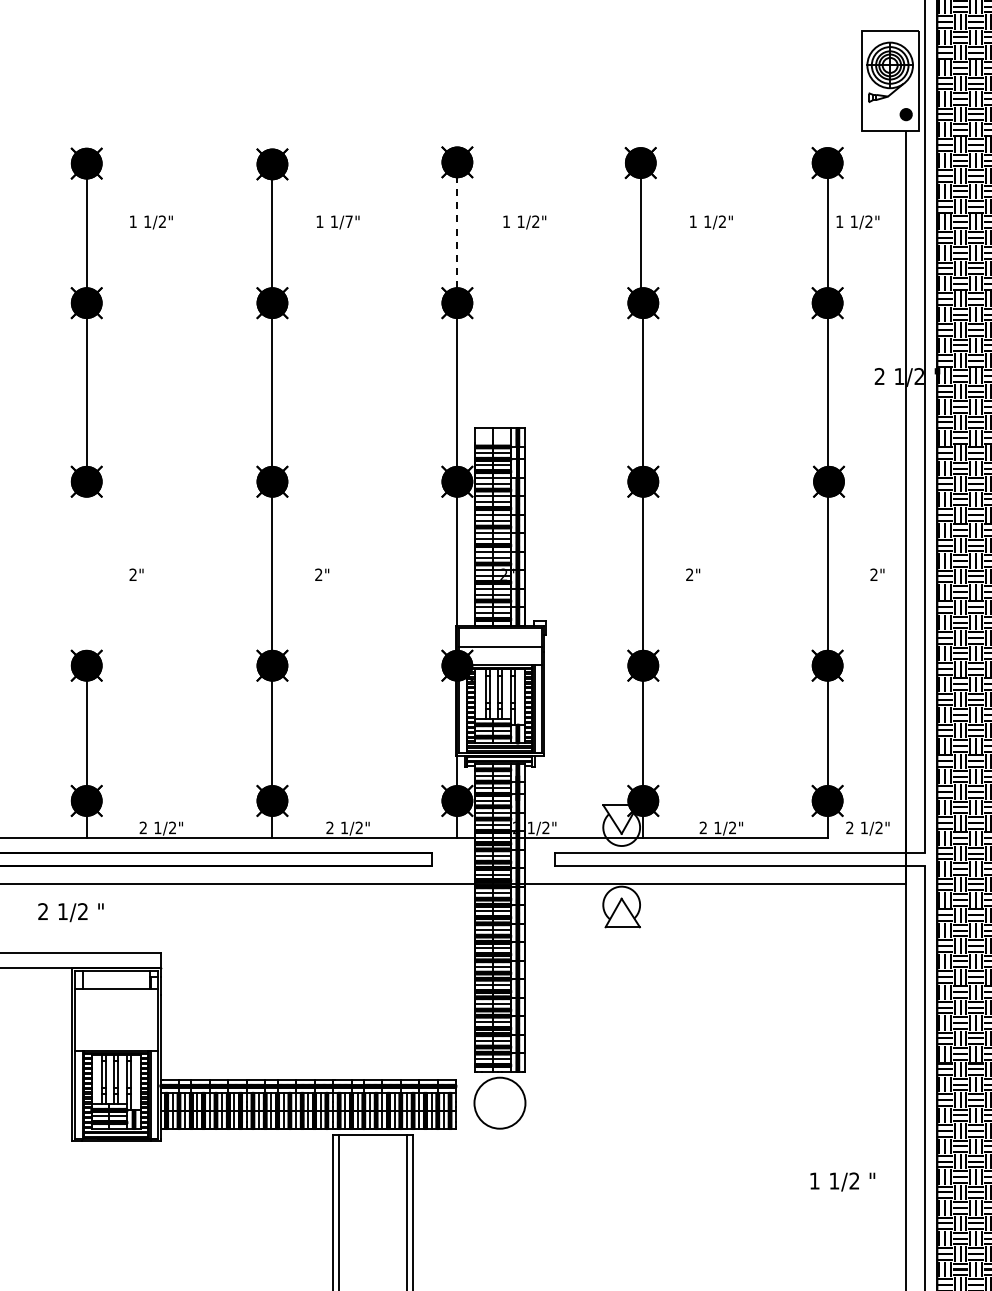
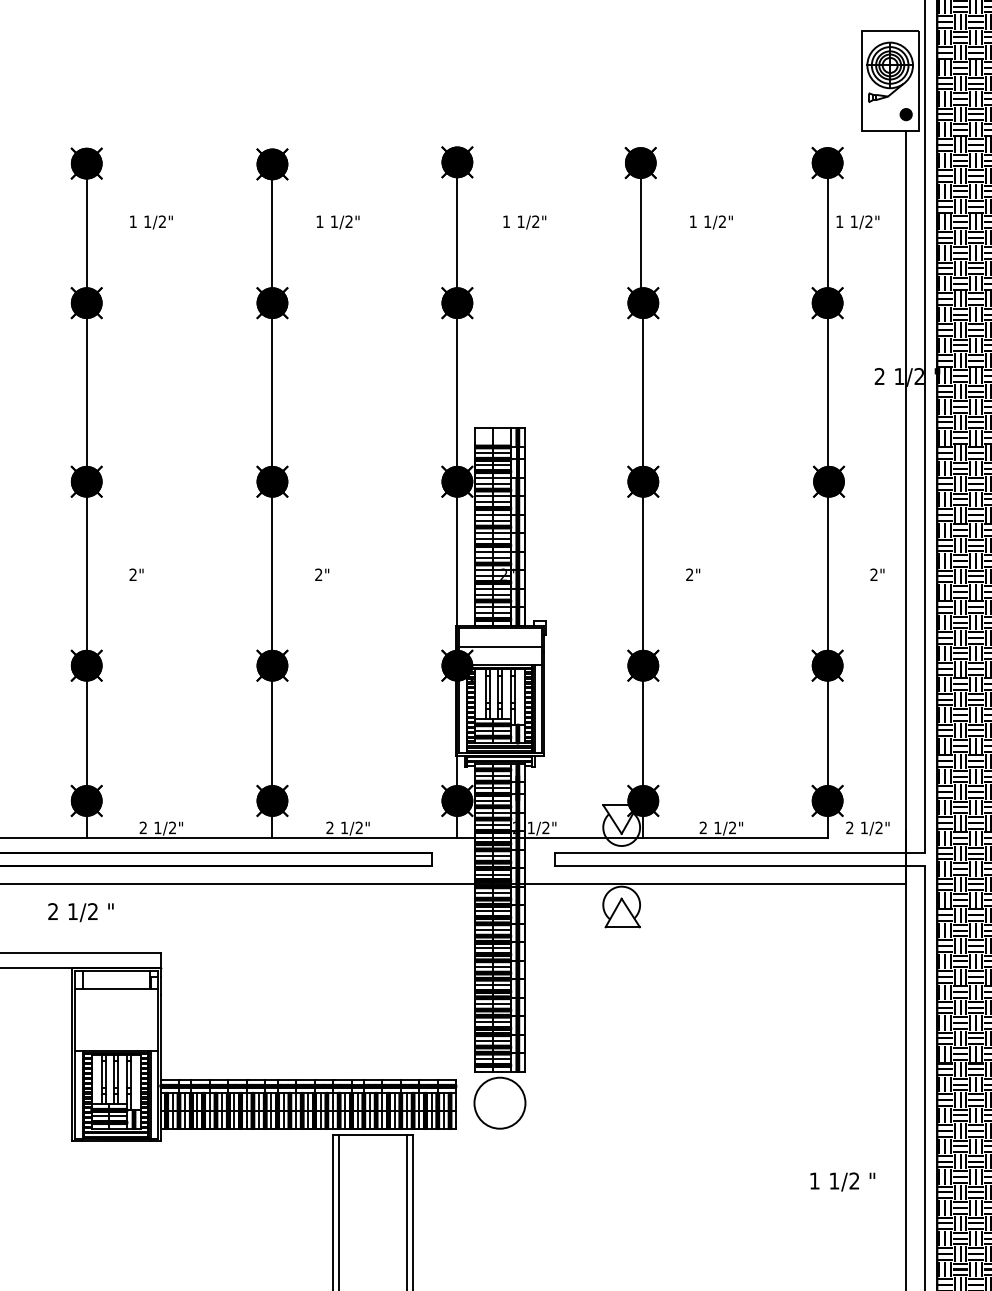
text: 1/7" -> 1/2" (348, 221)
line: dashed -> solid (457, 232)
line: none -> present (86, 573)
text position: (70, 912) -> (80, 912) (80, 912)
